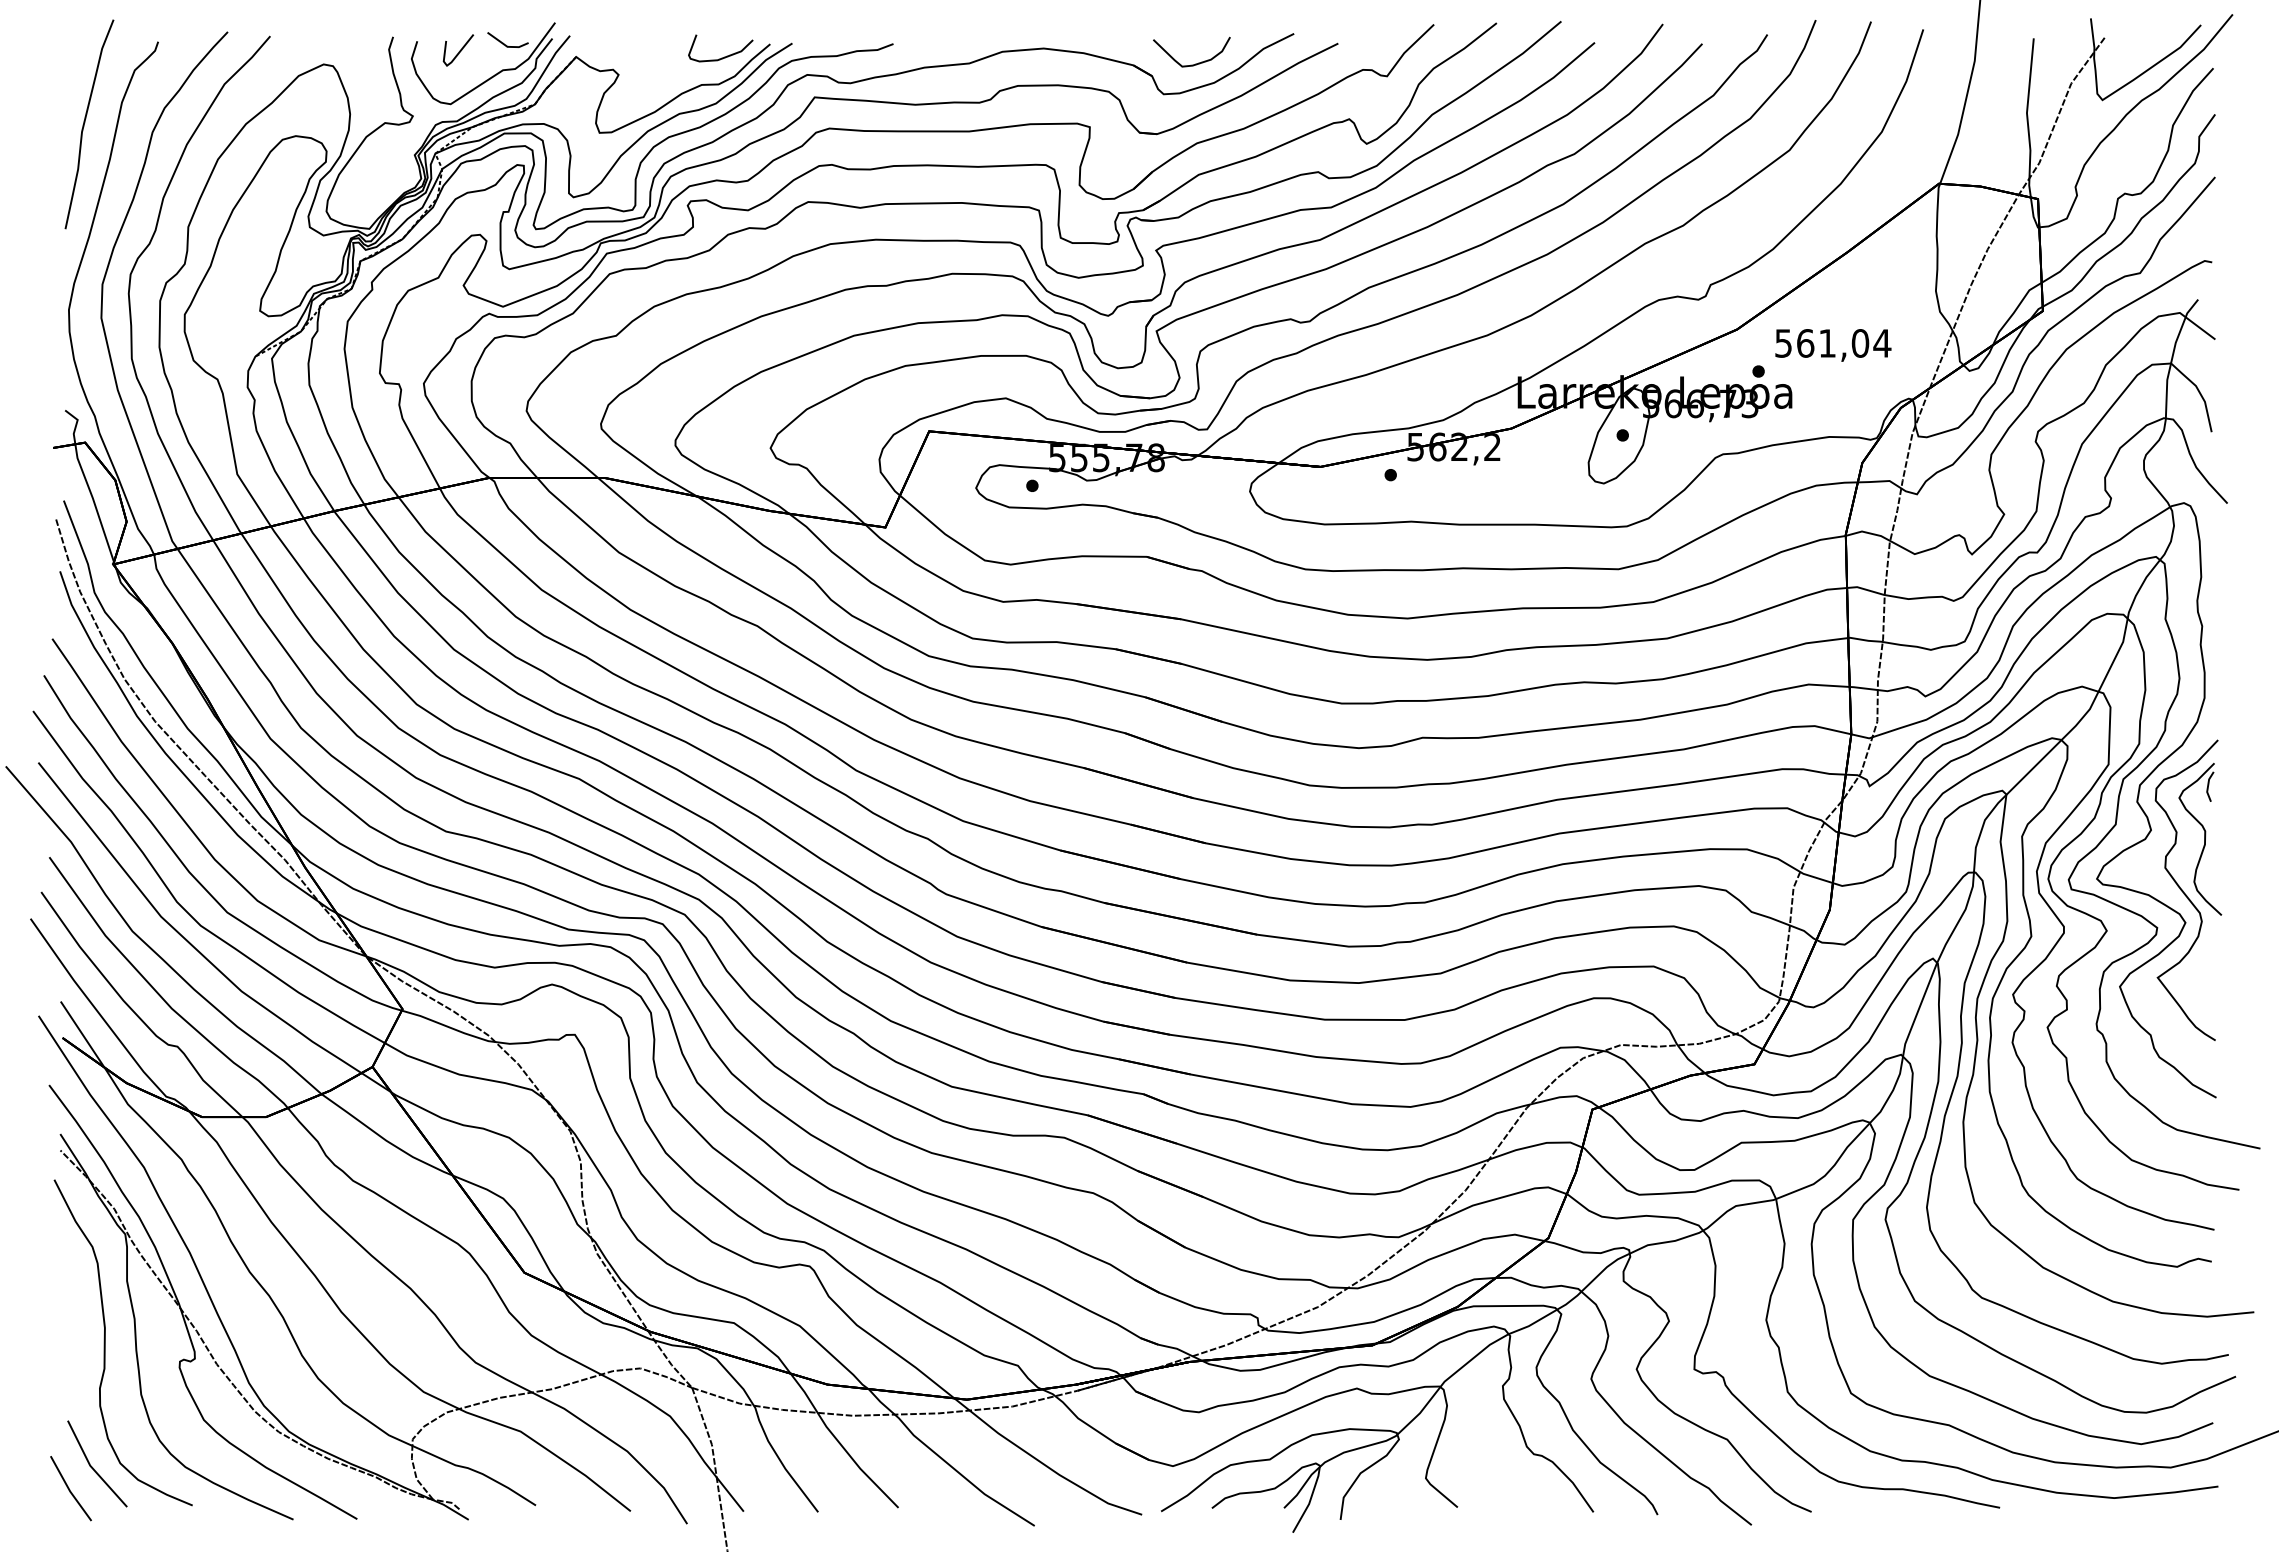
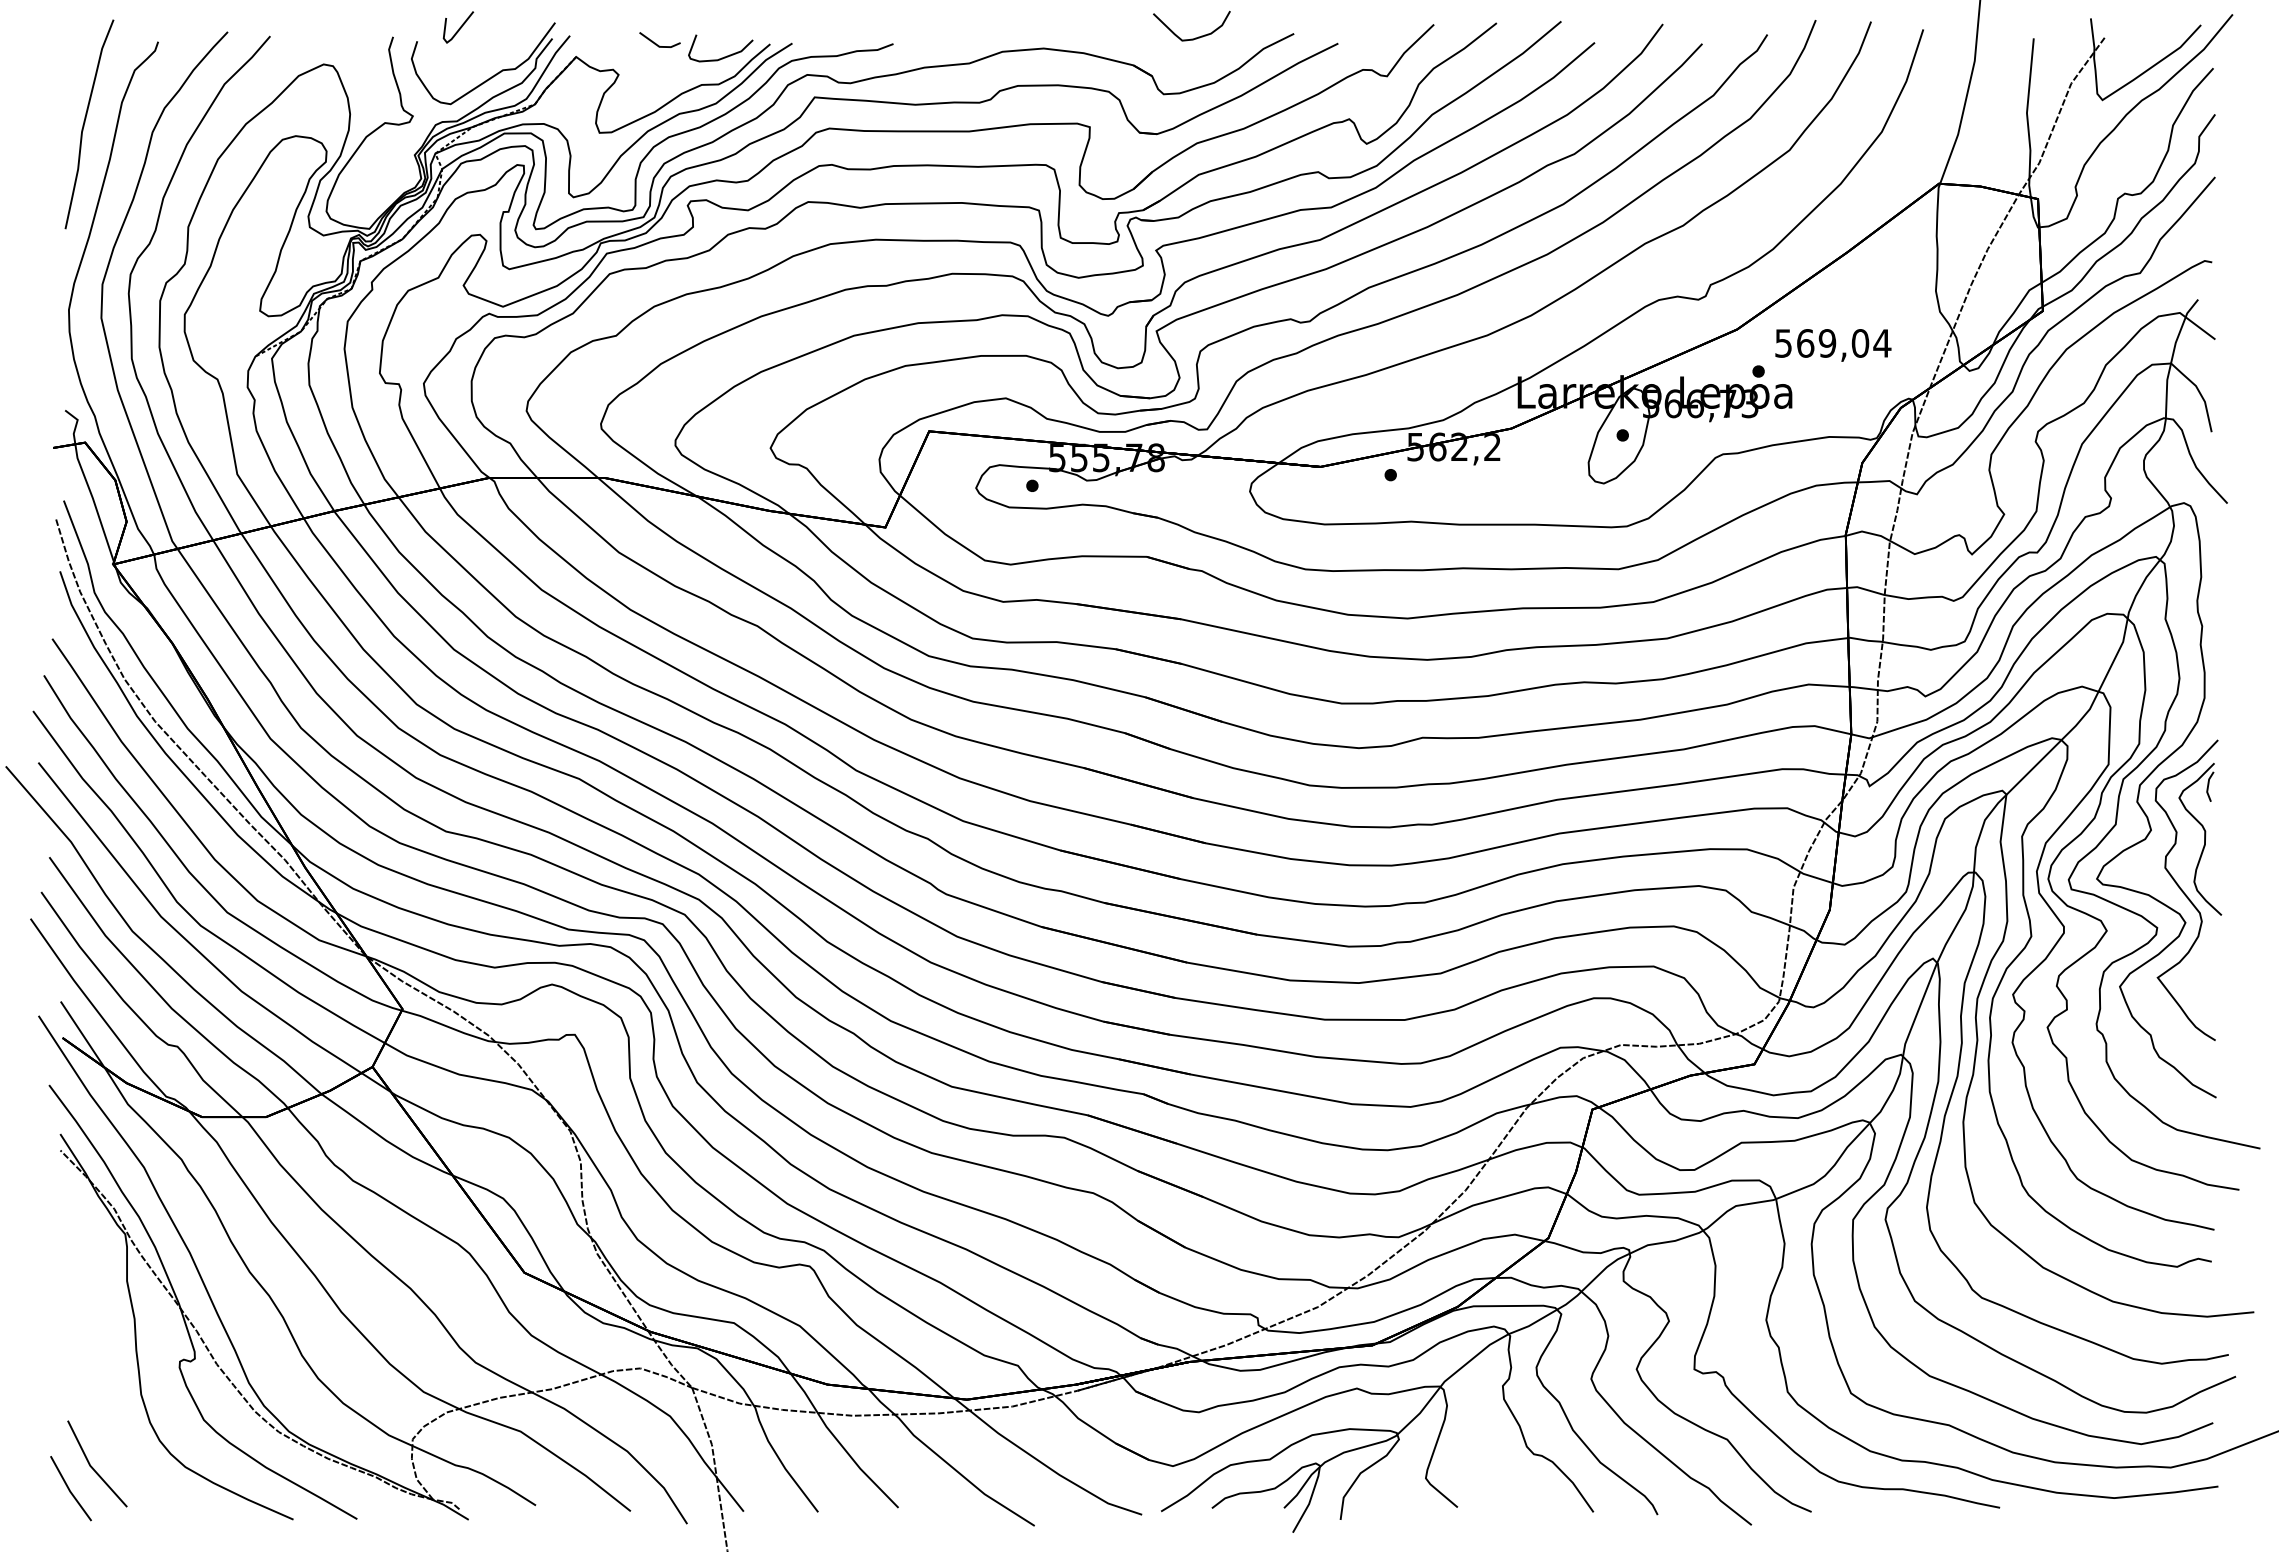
line position: (503, 42) -> (655, 42) (655, 42)
line position: (459, 50) -> (459, 27) (459, 27)
curve position: (1195, 63) -> (1195, 37) (1195, 37)
text: 561,04 -> 569,04 (1827, 343)
curve: present -> none (105, 1342)
